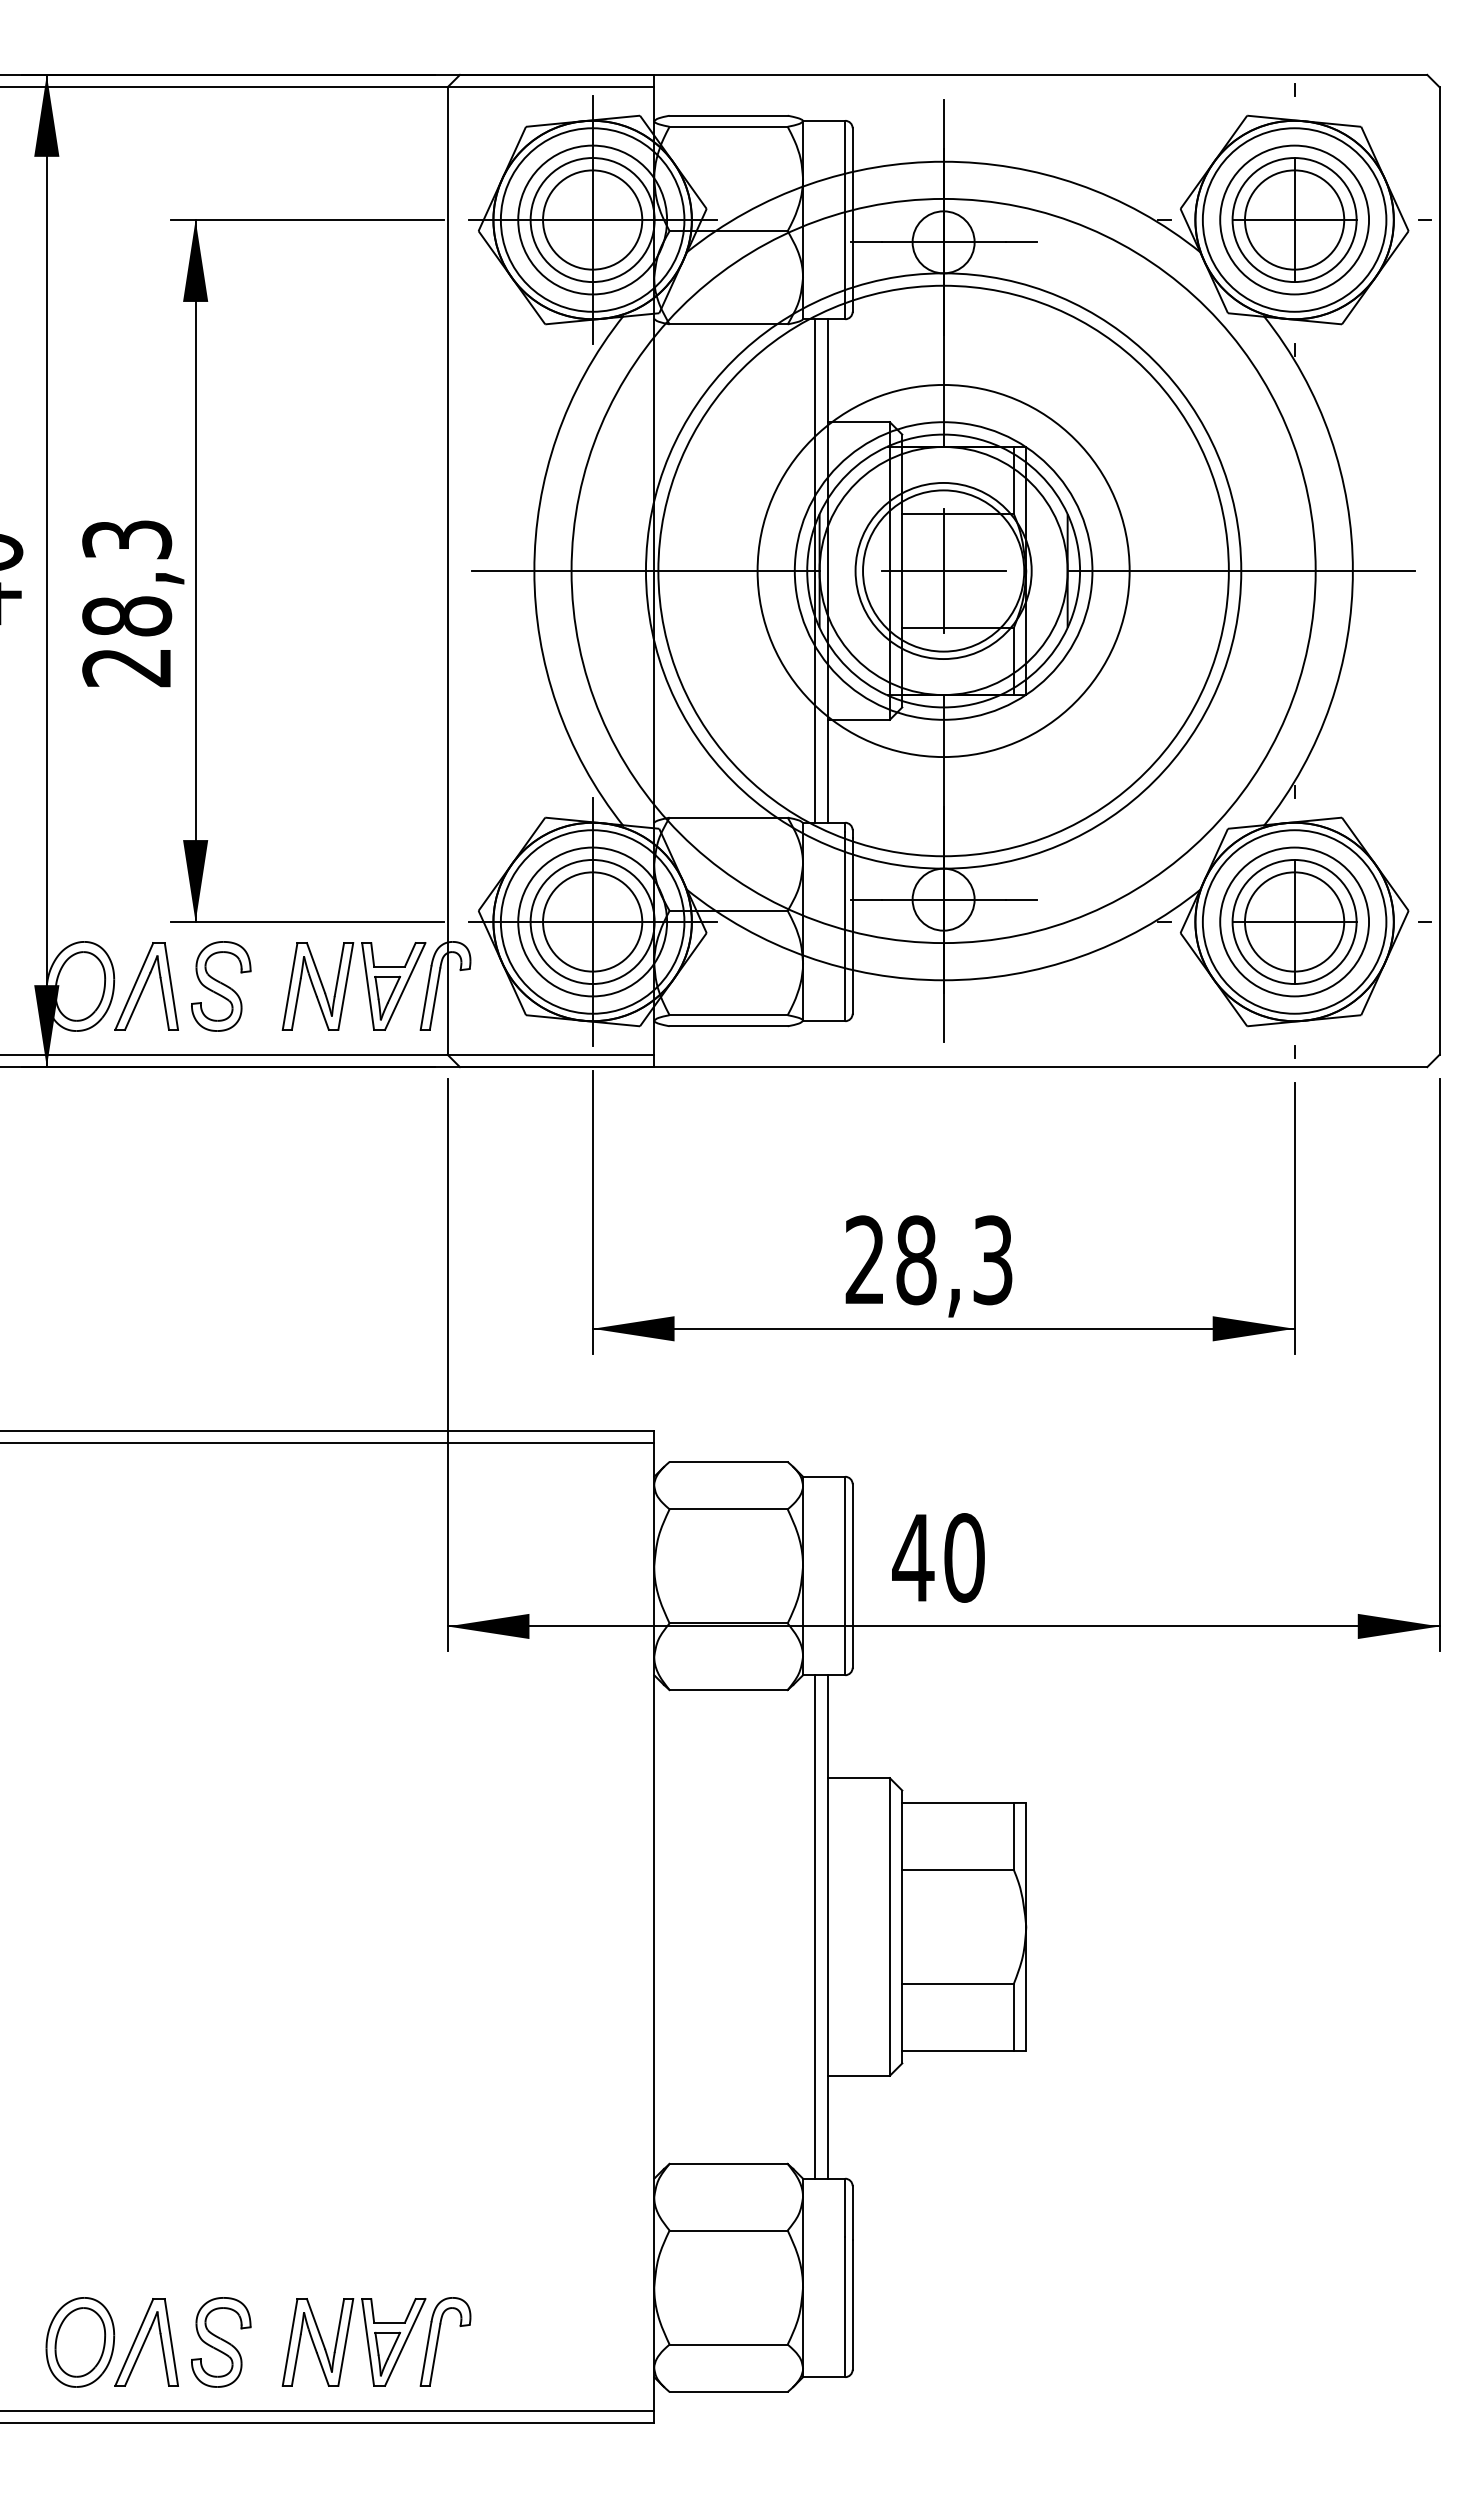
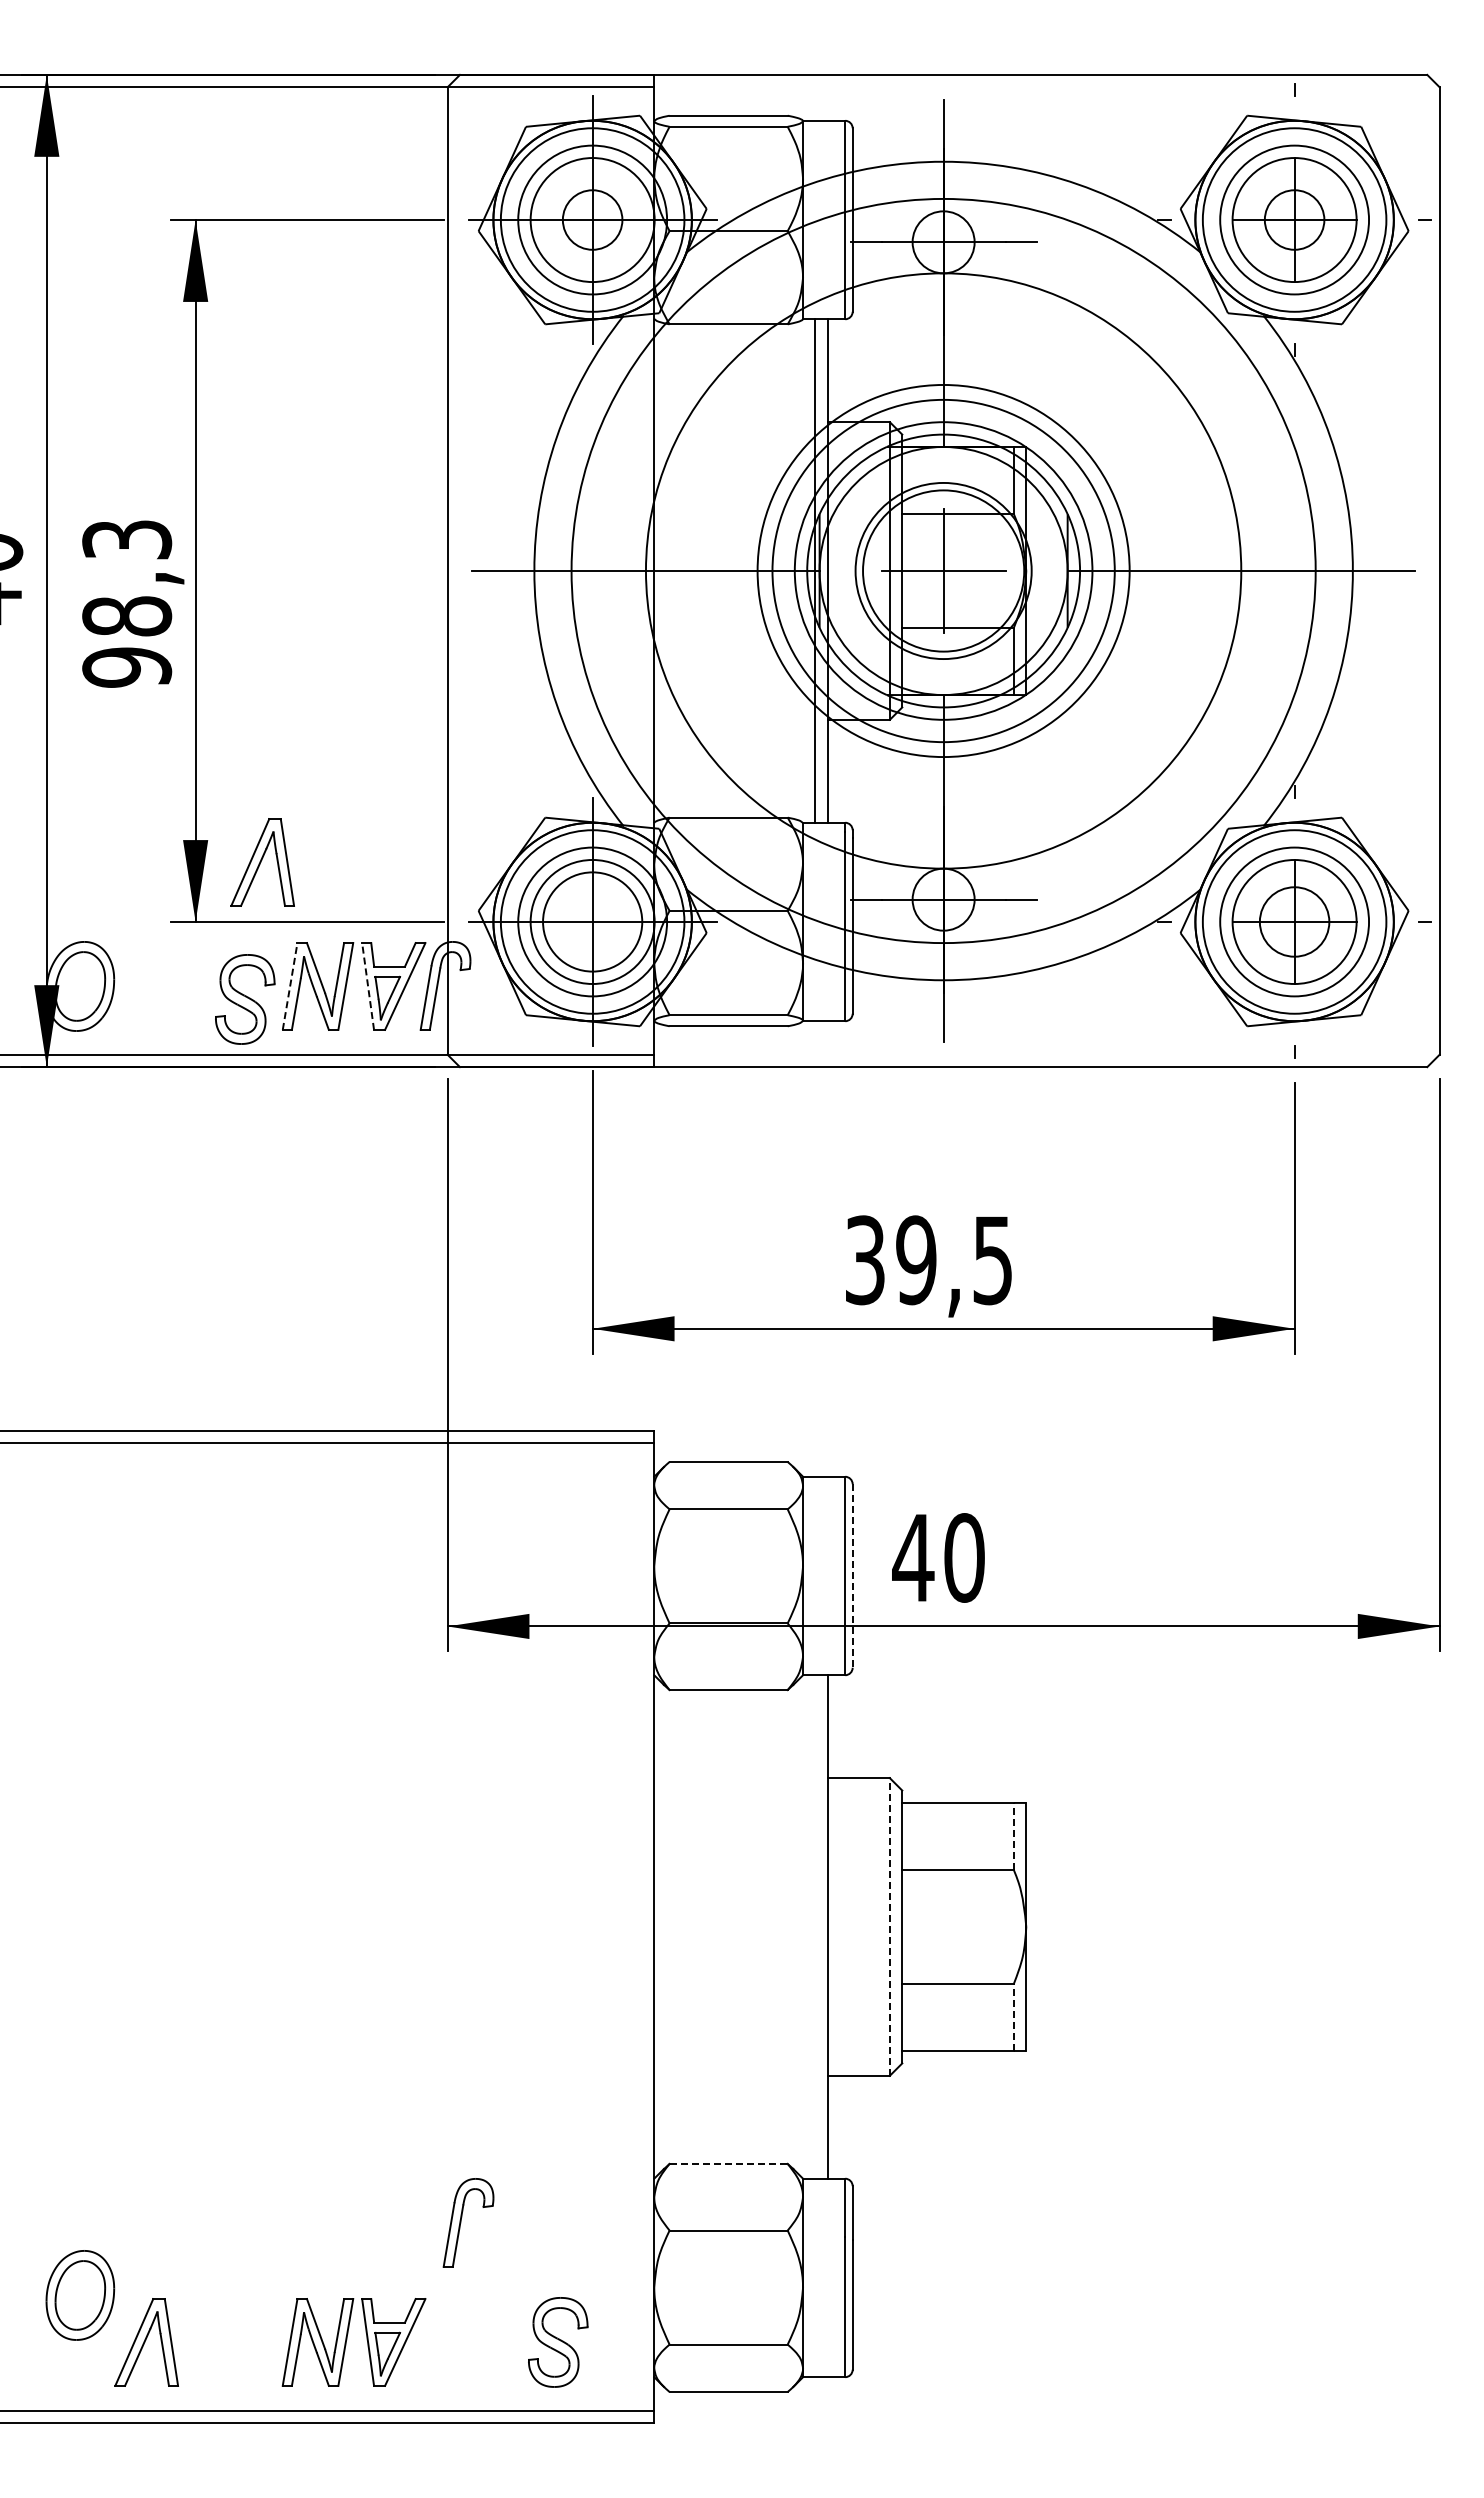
circle diameter: 99 px -> 60 px (592, 219)
circle diameter: 99 px -> 60 px (1294, 219)
circle diameter: 570 px -> 342 px (943, 570)
text: 28,3 -> 98,3 (127, 667)
circle diameter: 99 px -> 69 px (1294, 921)
part position: (146, 986) -> (262, 862) (262, 862)
part position: (221, 986) -> (245, 999) (245, 999)
line: solid -> dashed (290, 986)
line: solid -> dashed (368, 986)
text: 28,3 -> 39,5 (928, 1260)
line: solid -> dashed (852, 1576)
line: solid -> dashed (1013, 1836)
line: present -> none (815, 1926)
line: solid -> dashed (889, 1926)
line: solid -> dashed (1013, 2017)
line: solid -> dashed (729, 2163)
part position: (438, 2341) -> (461, 2222) (461, 2222)
part position: (80, 2342) -> (80, 2295) (80, 2295)
part position: (221, 2342) -> (558, 2342) (558, 2342)
